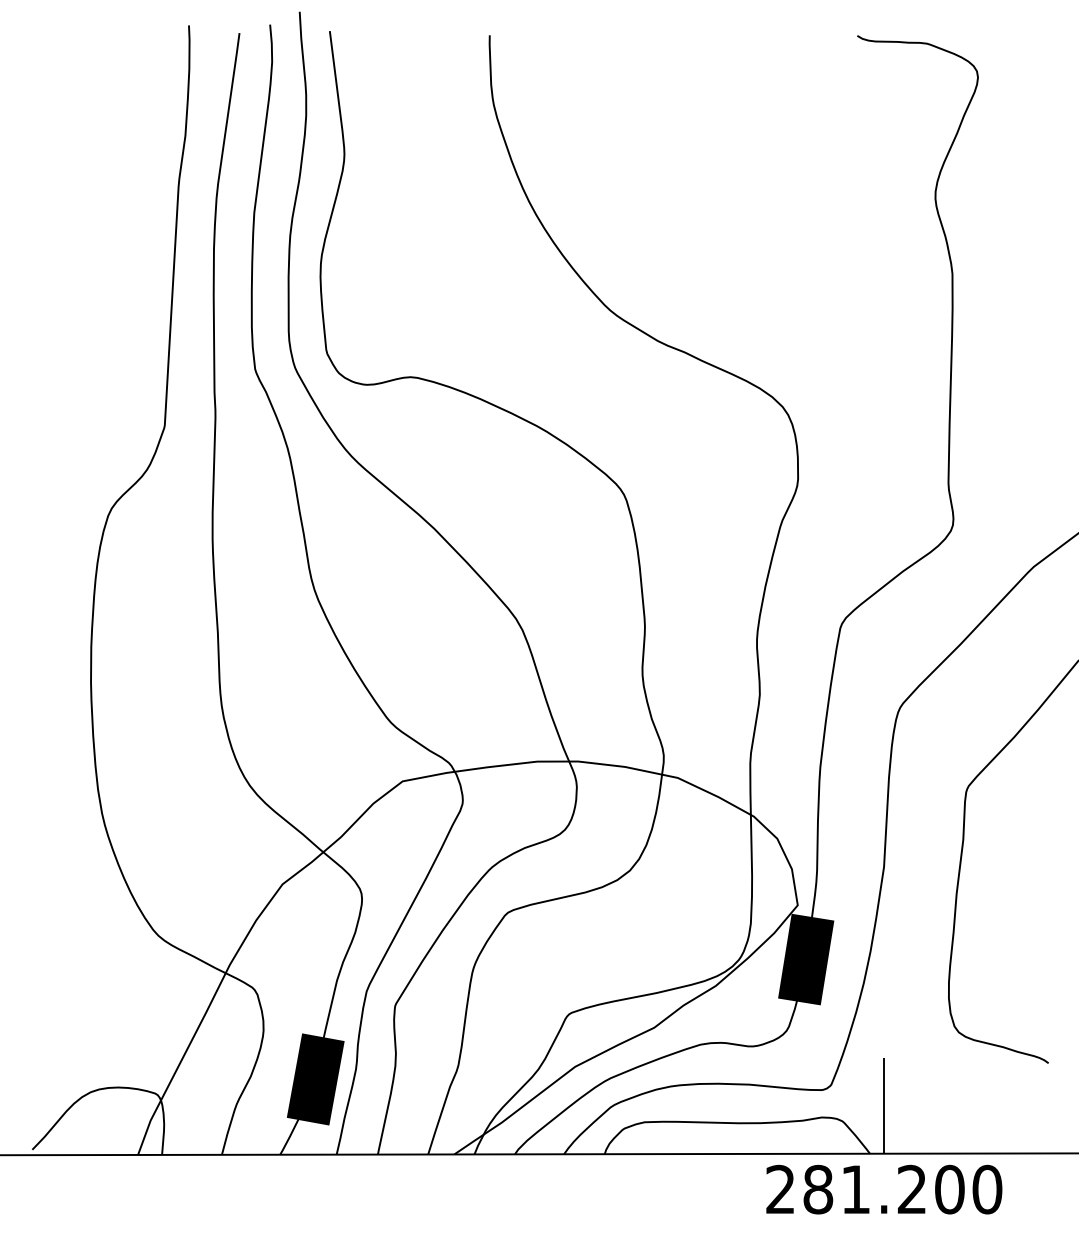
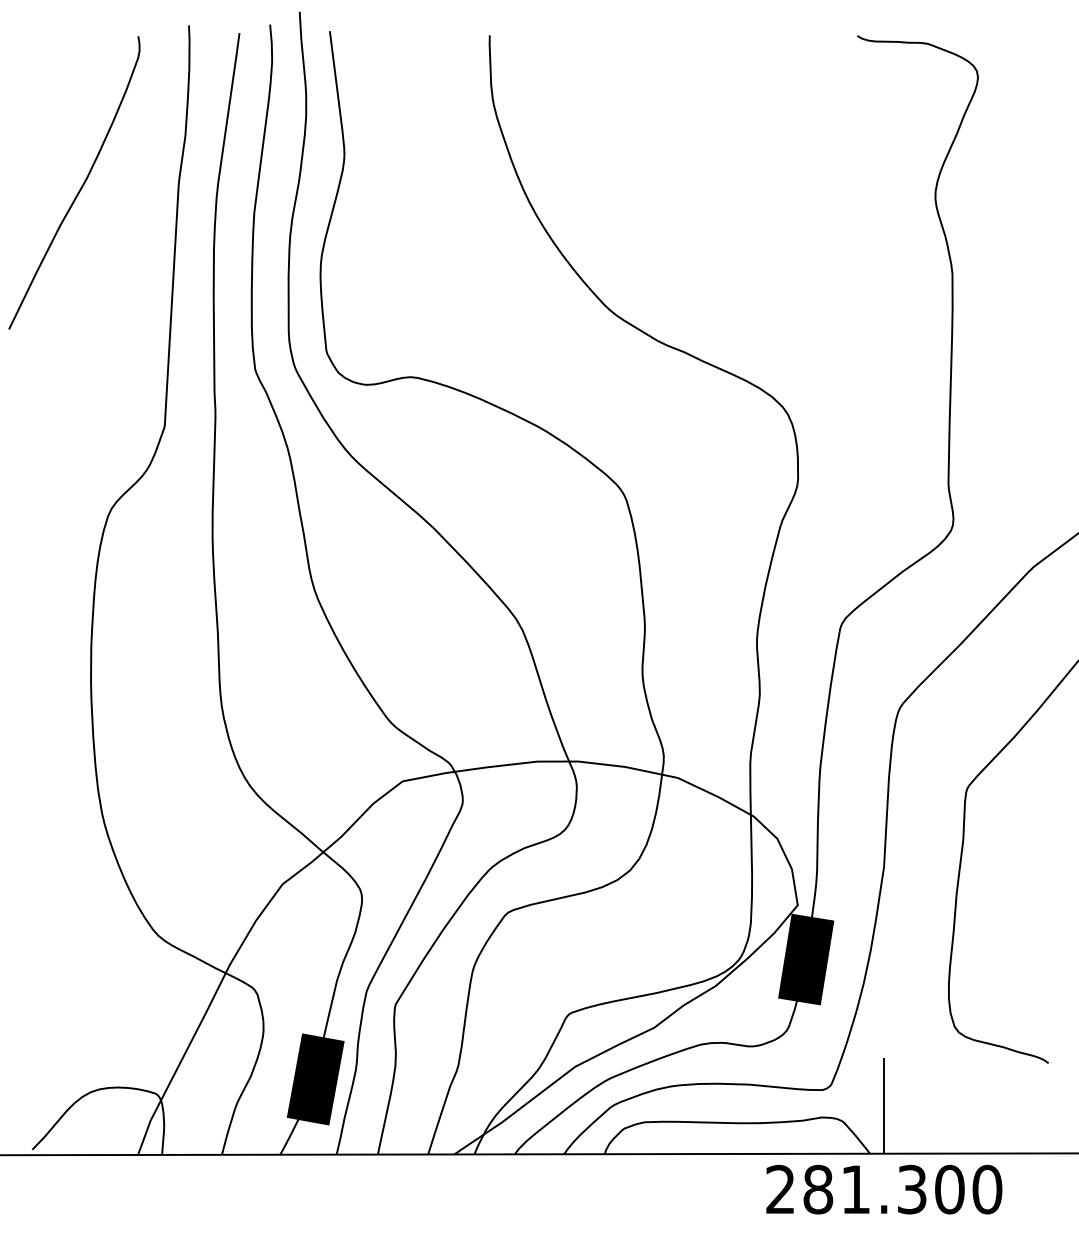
curve: none -> present (81, 185)
text: 281.200 -> 281.300 (911, 1189)
